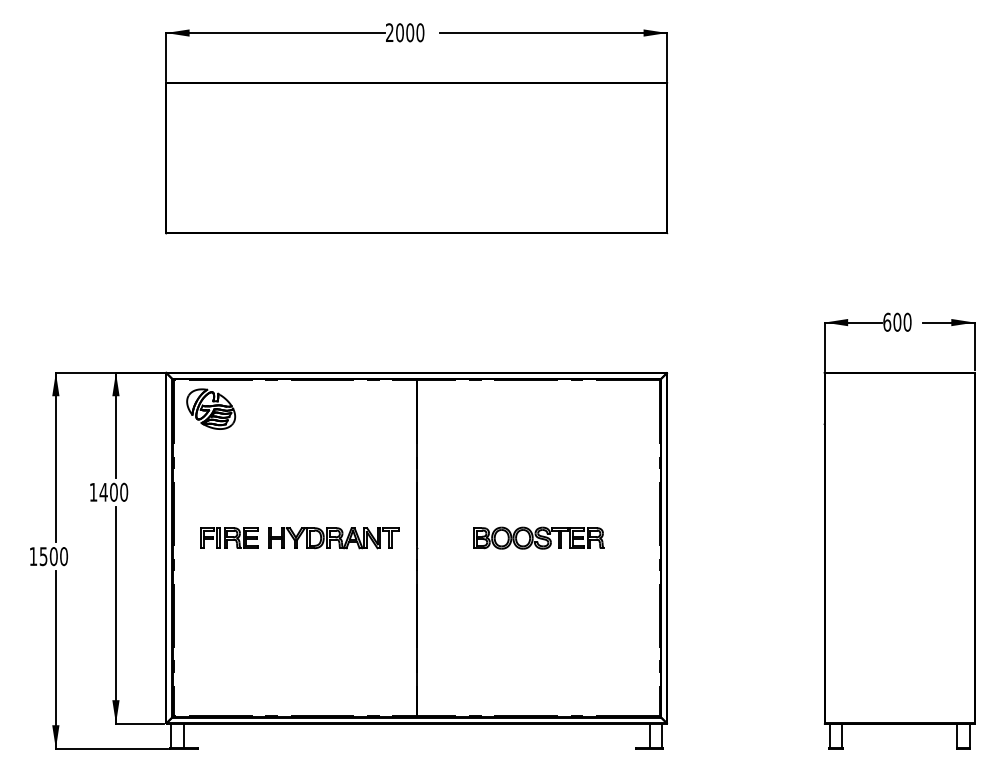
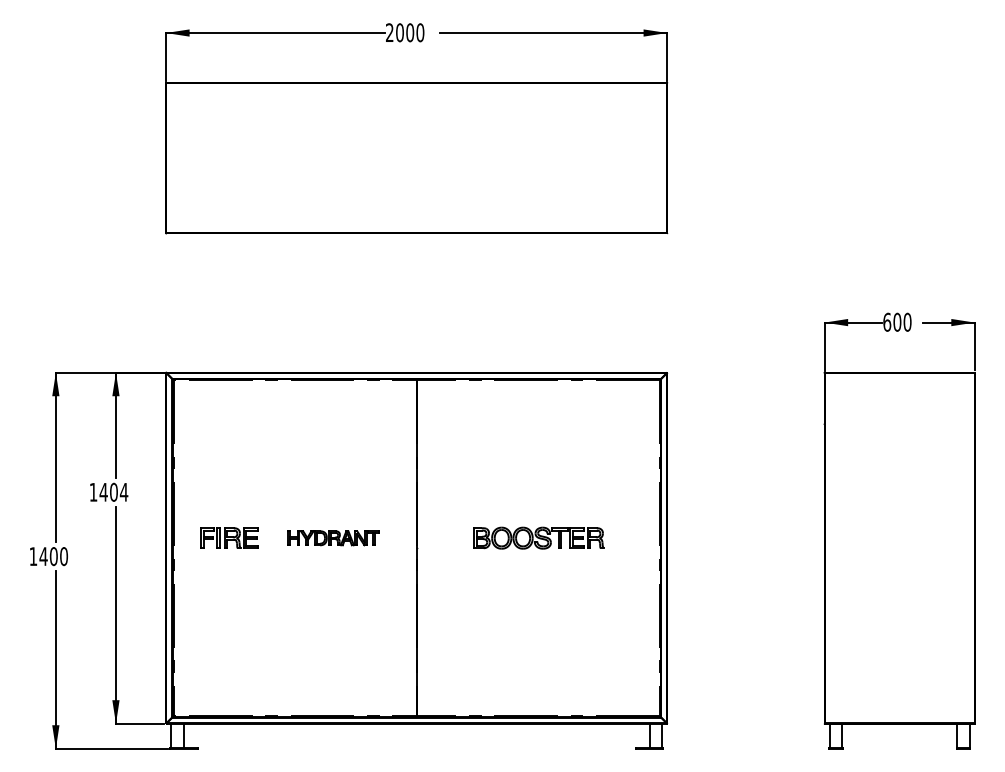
part: present -> none (211, 408)
text: 1400 -> 1404 (123, 491)
part size: 132x23 px -> 93x17 px (333, 538)
text: 1500 -> 1400 (43, 556)
